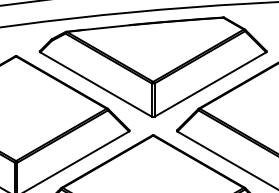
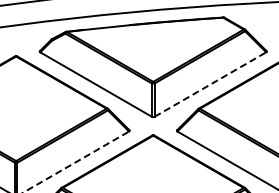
line: solid -> dashed (210, 84)
line: solid -> dashed (76, 162)
